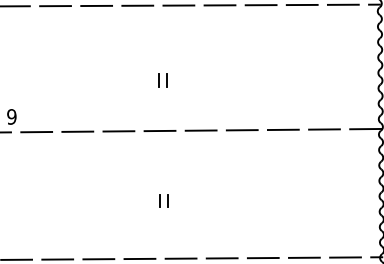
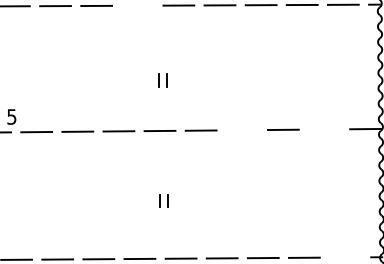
line: present -> none (137, 5)
text: 9 -> 5 (11, 116)
line: present -> none (324, 129)
line: present -> none (241, 130)
line: present -> none (345, 257)
